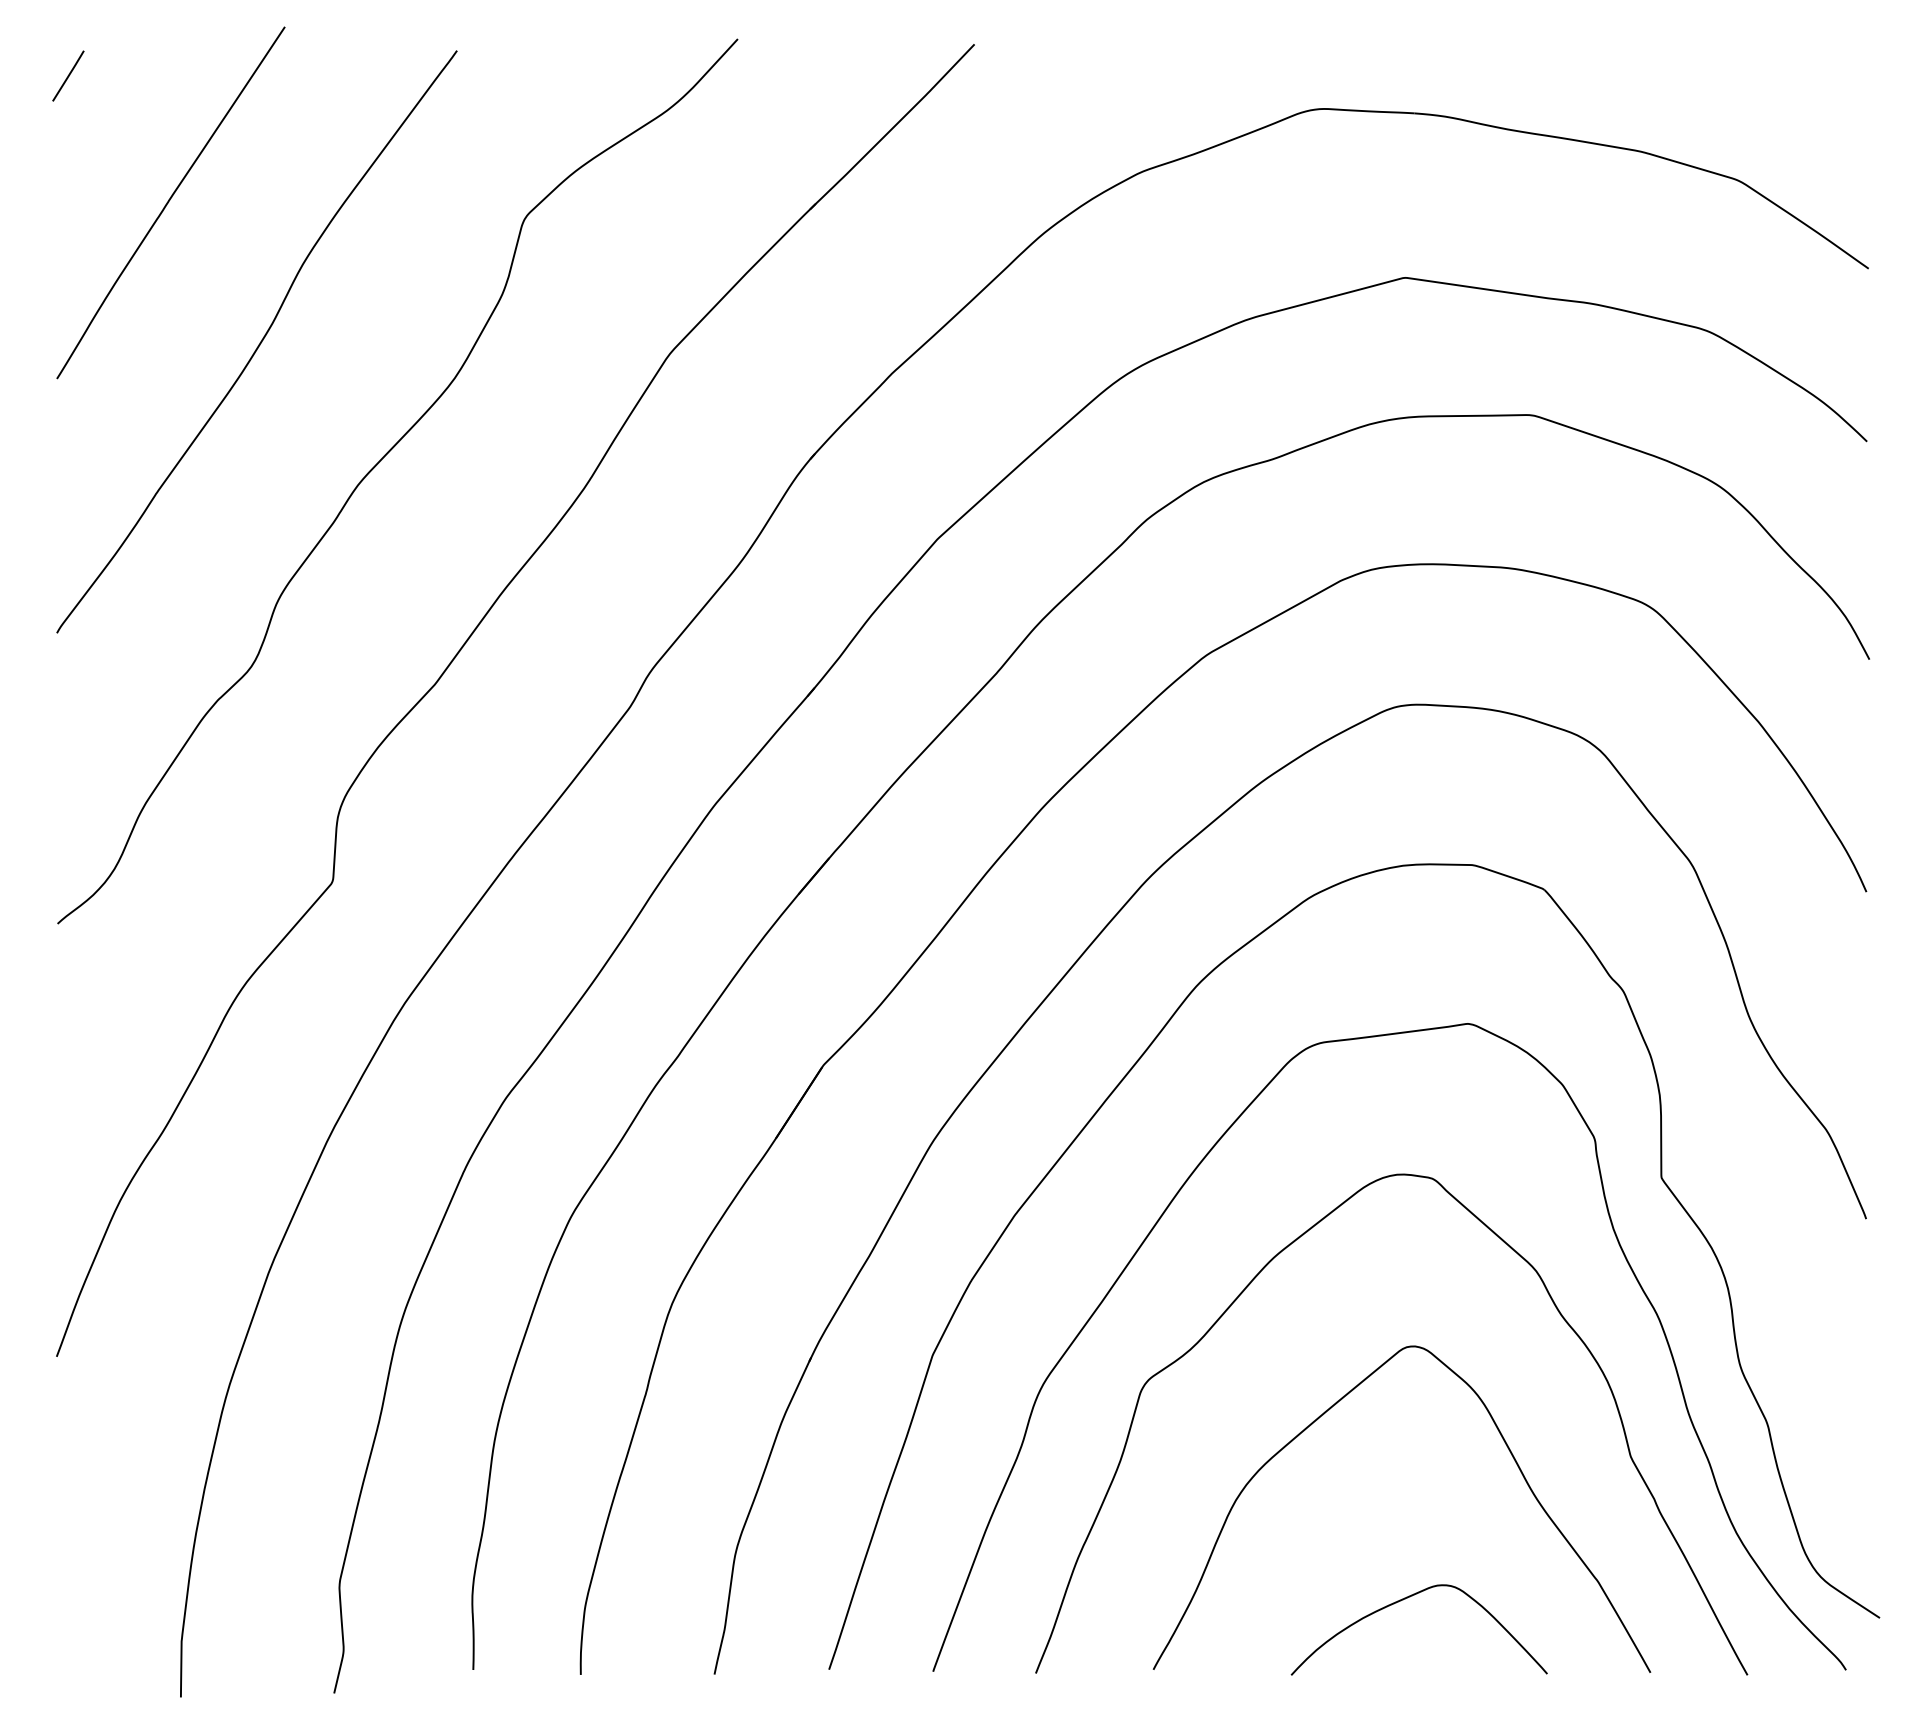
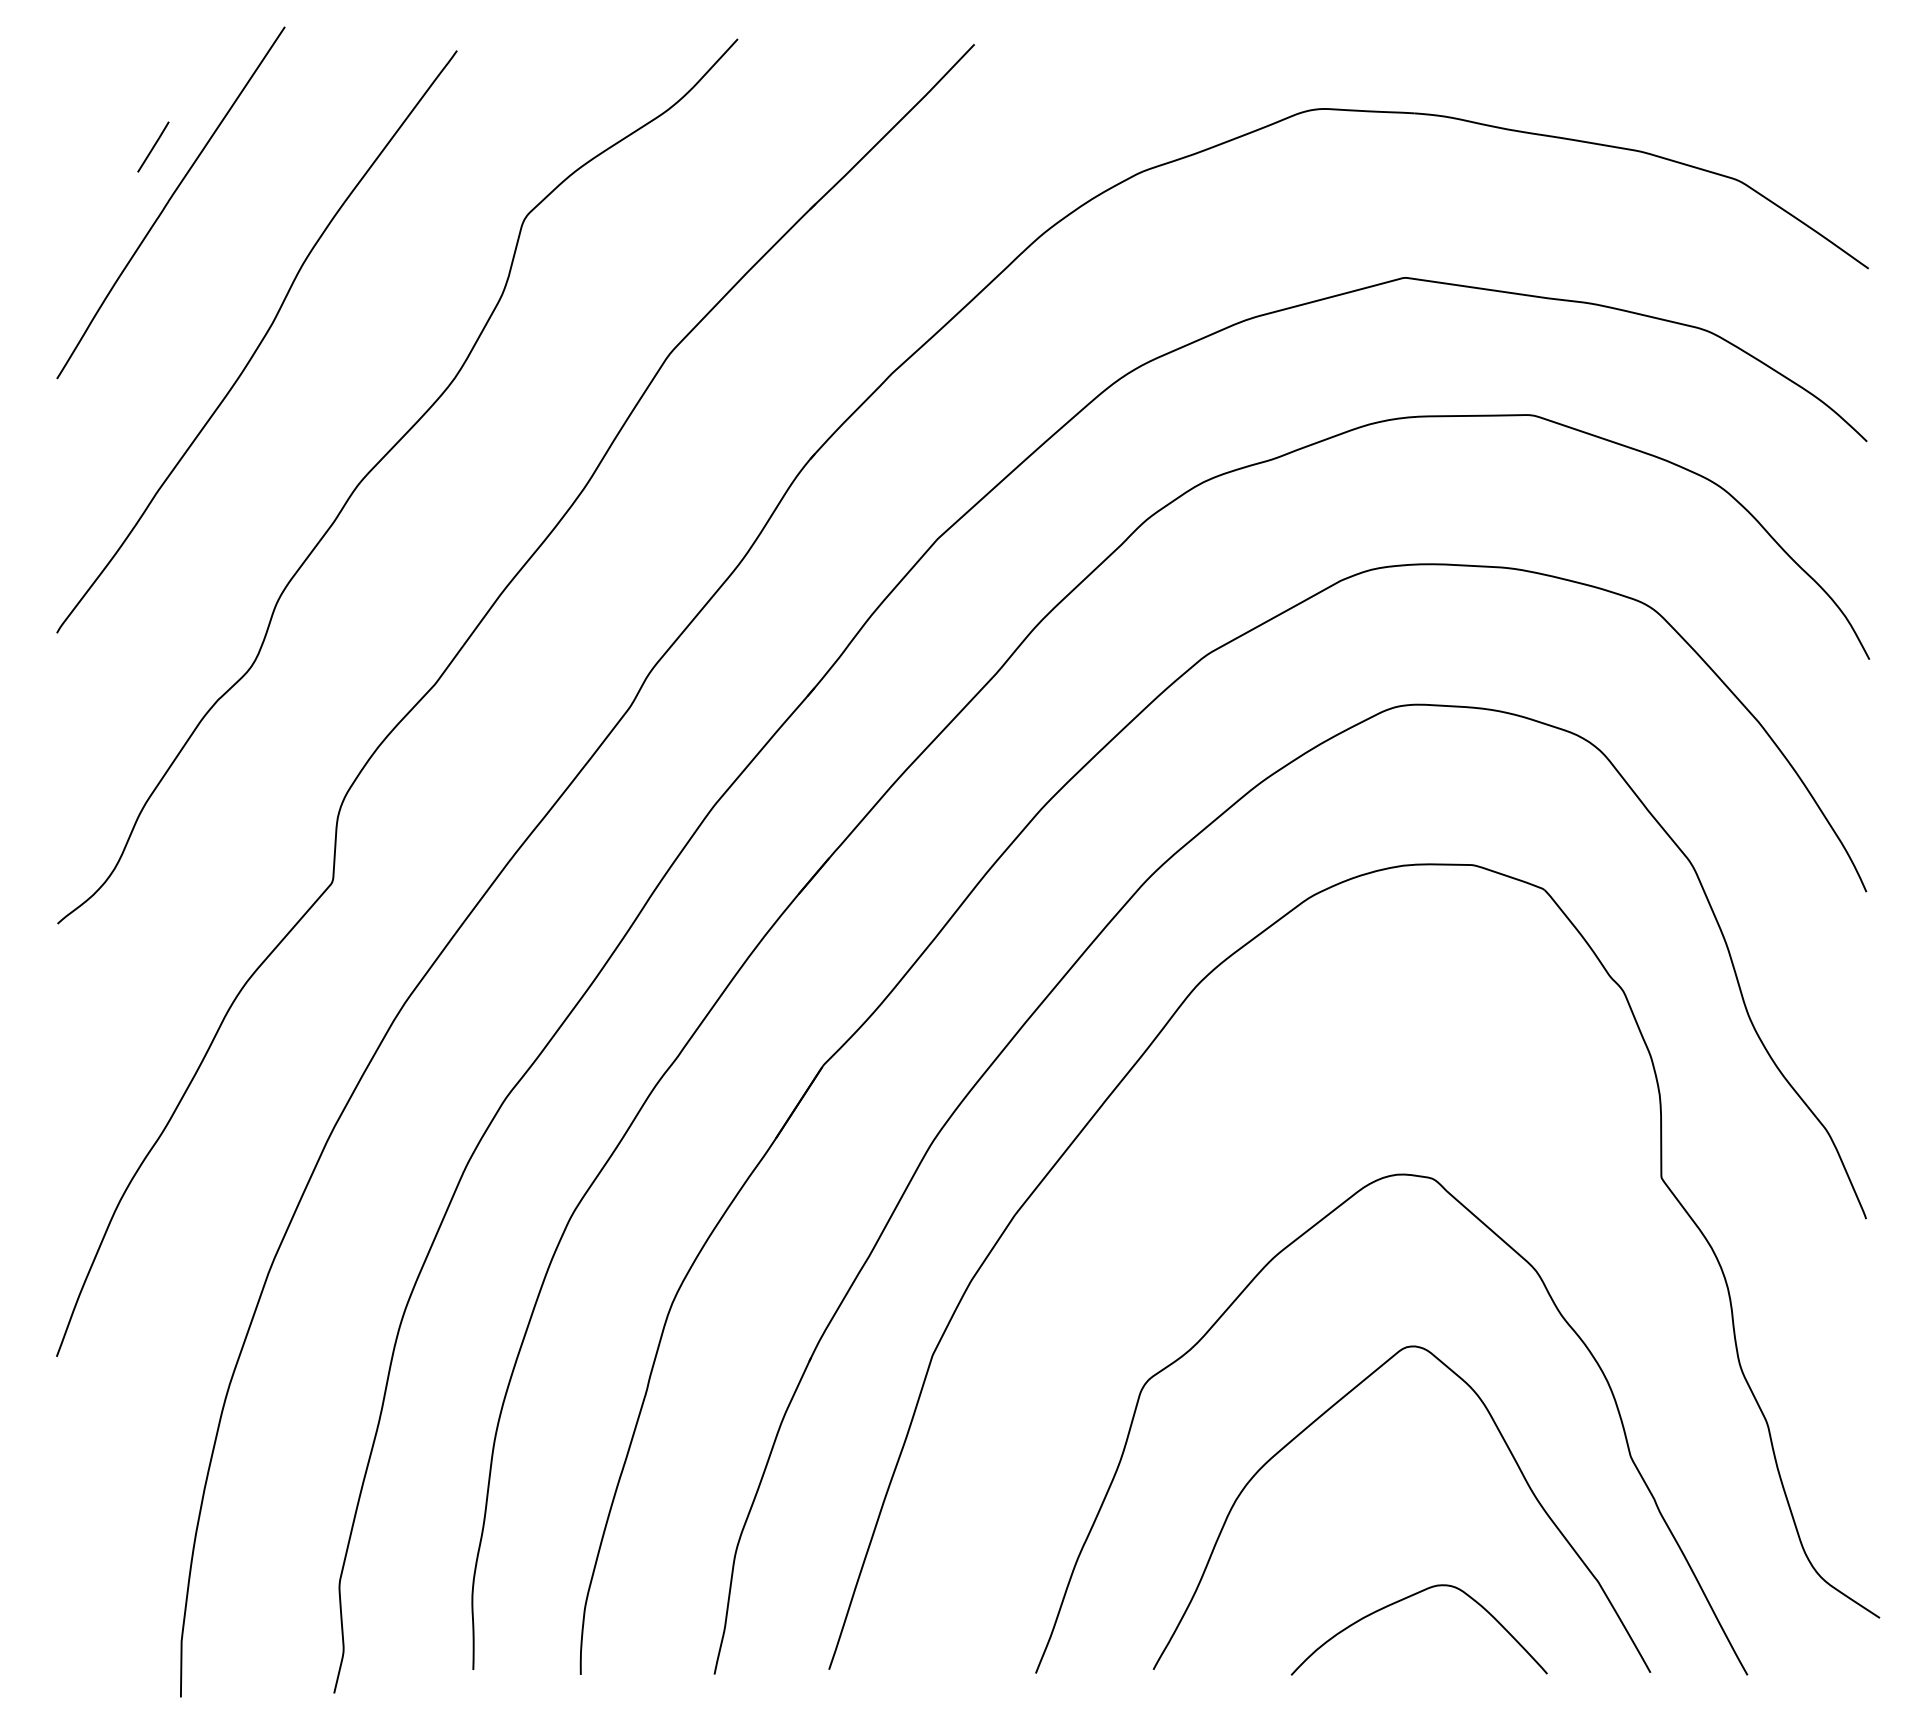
line position: (68, 75) -> (153, 146) (153, 146)
curve: present -> none (1617, 1242)
